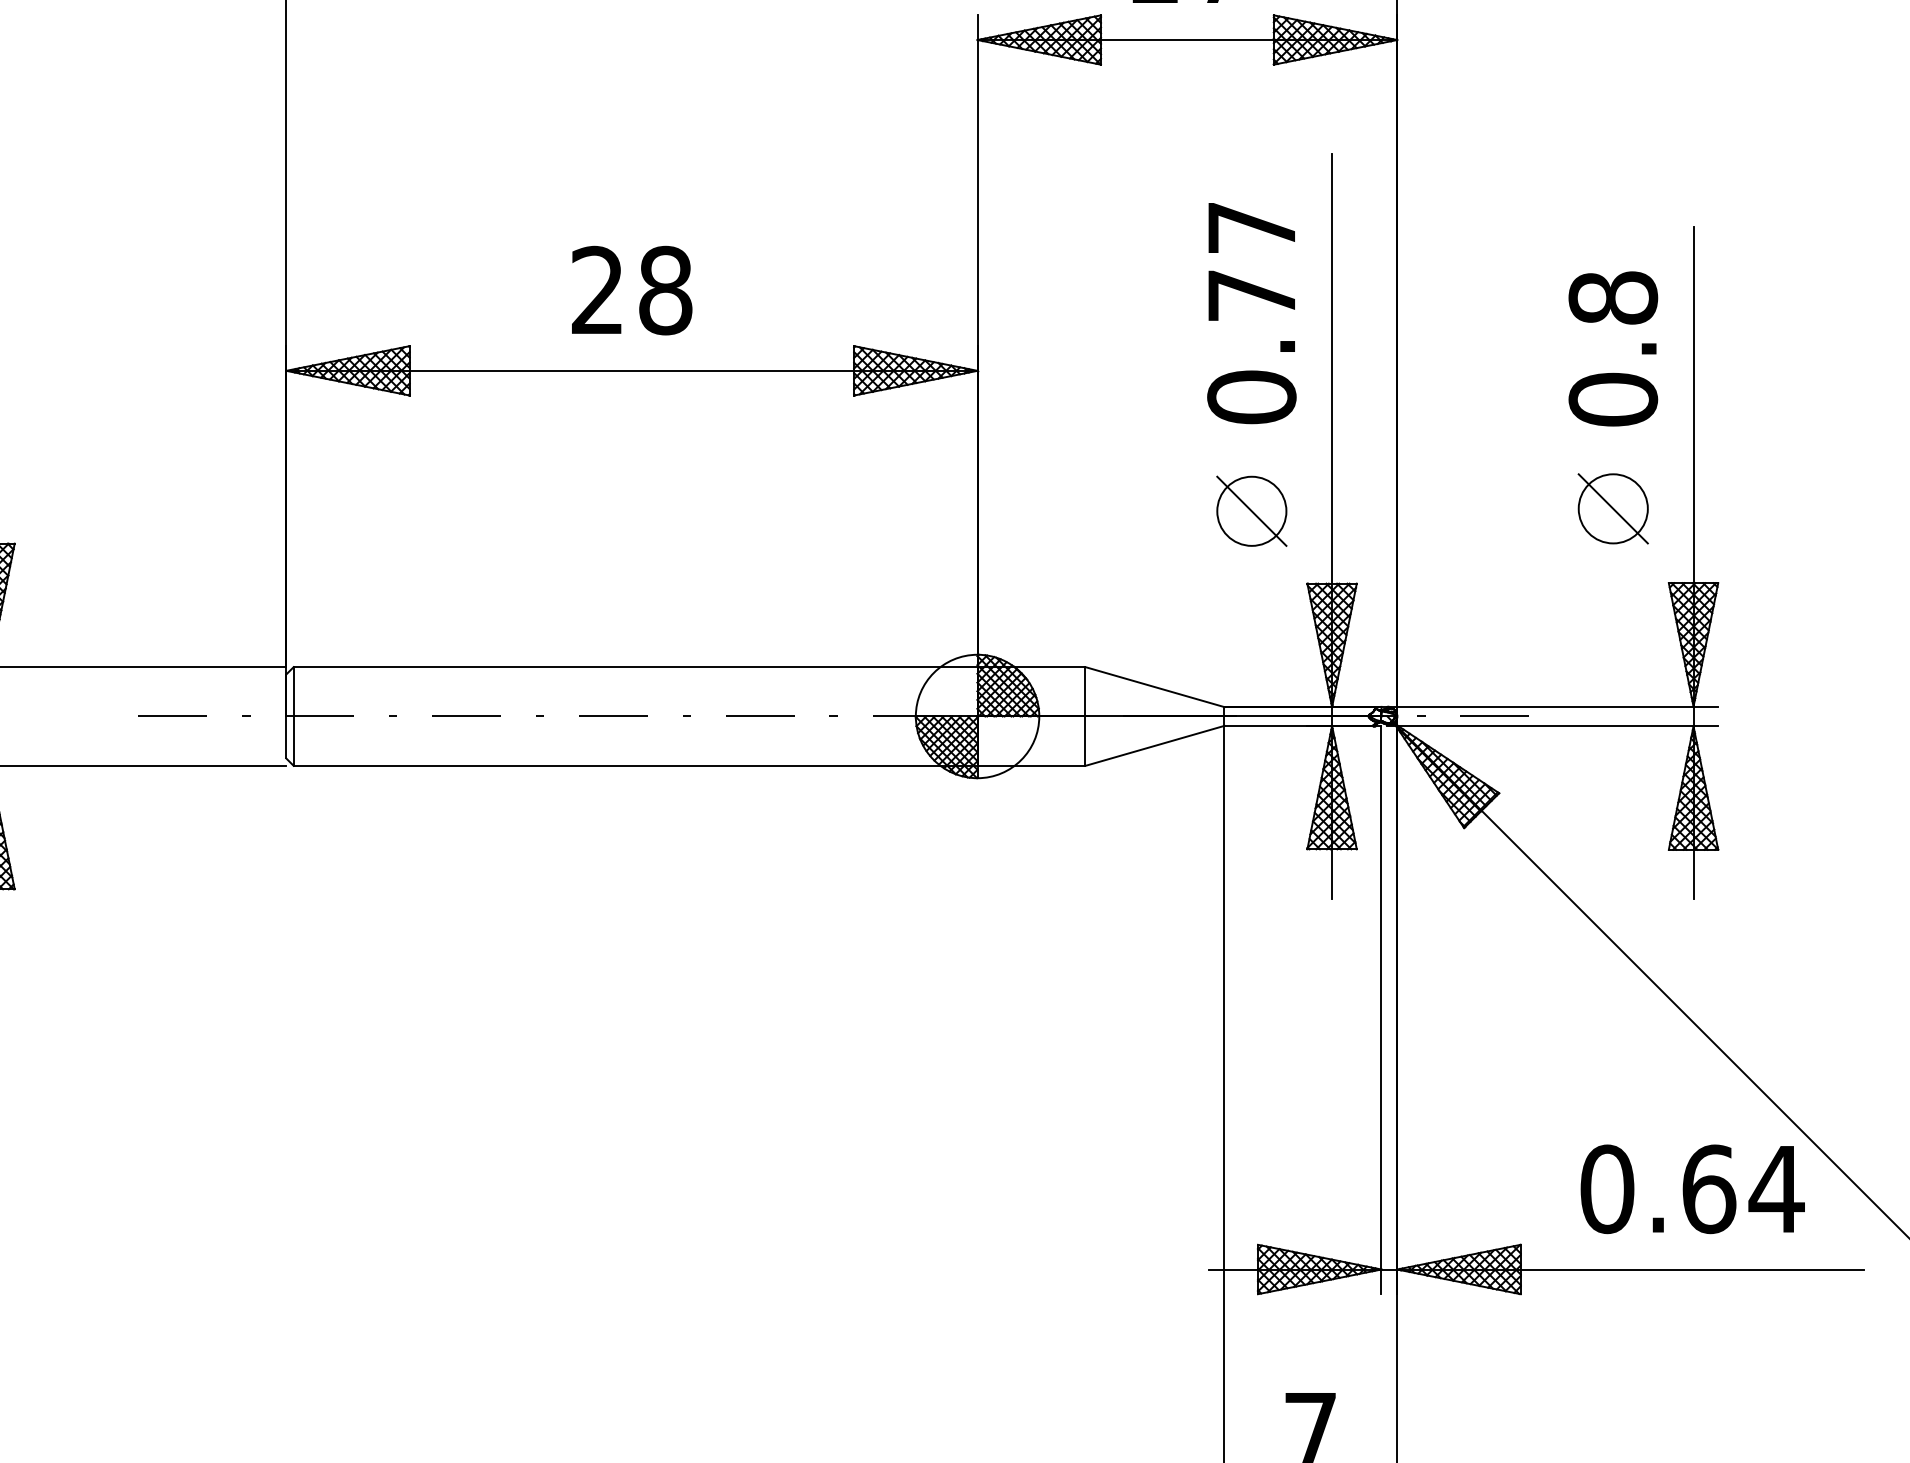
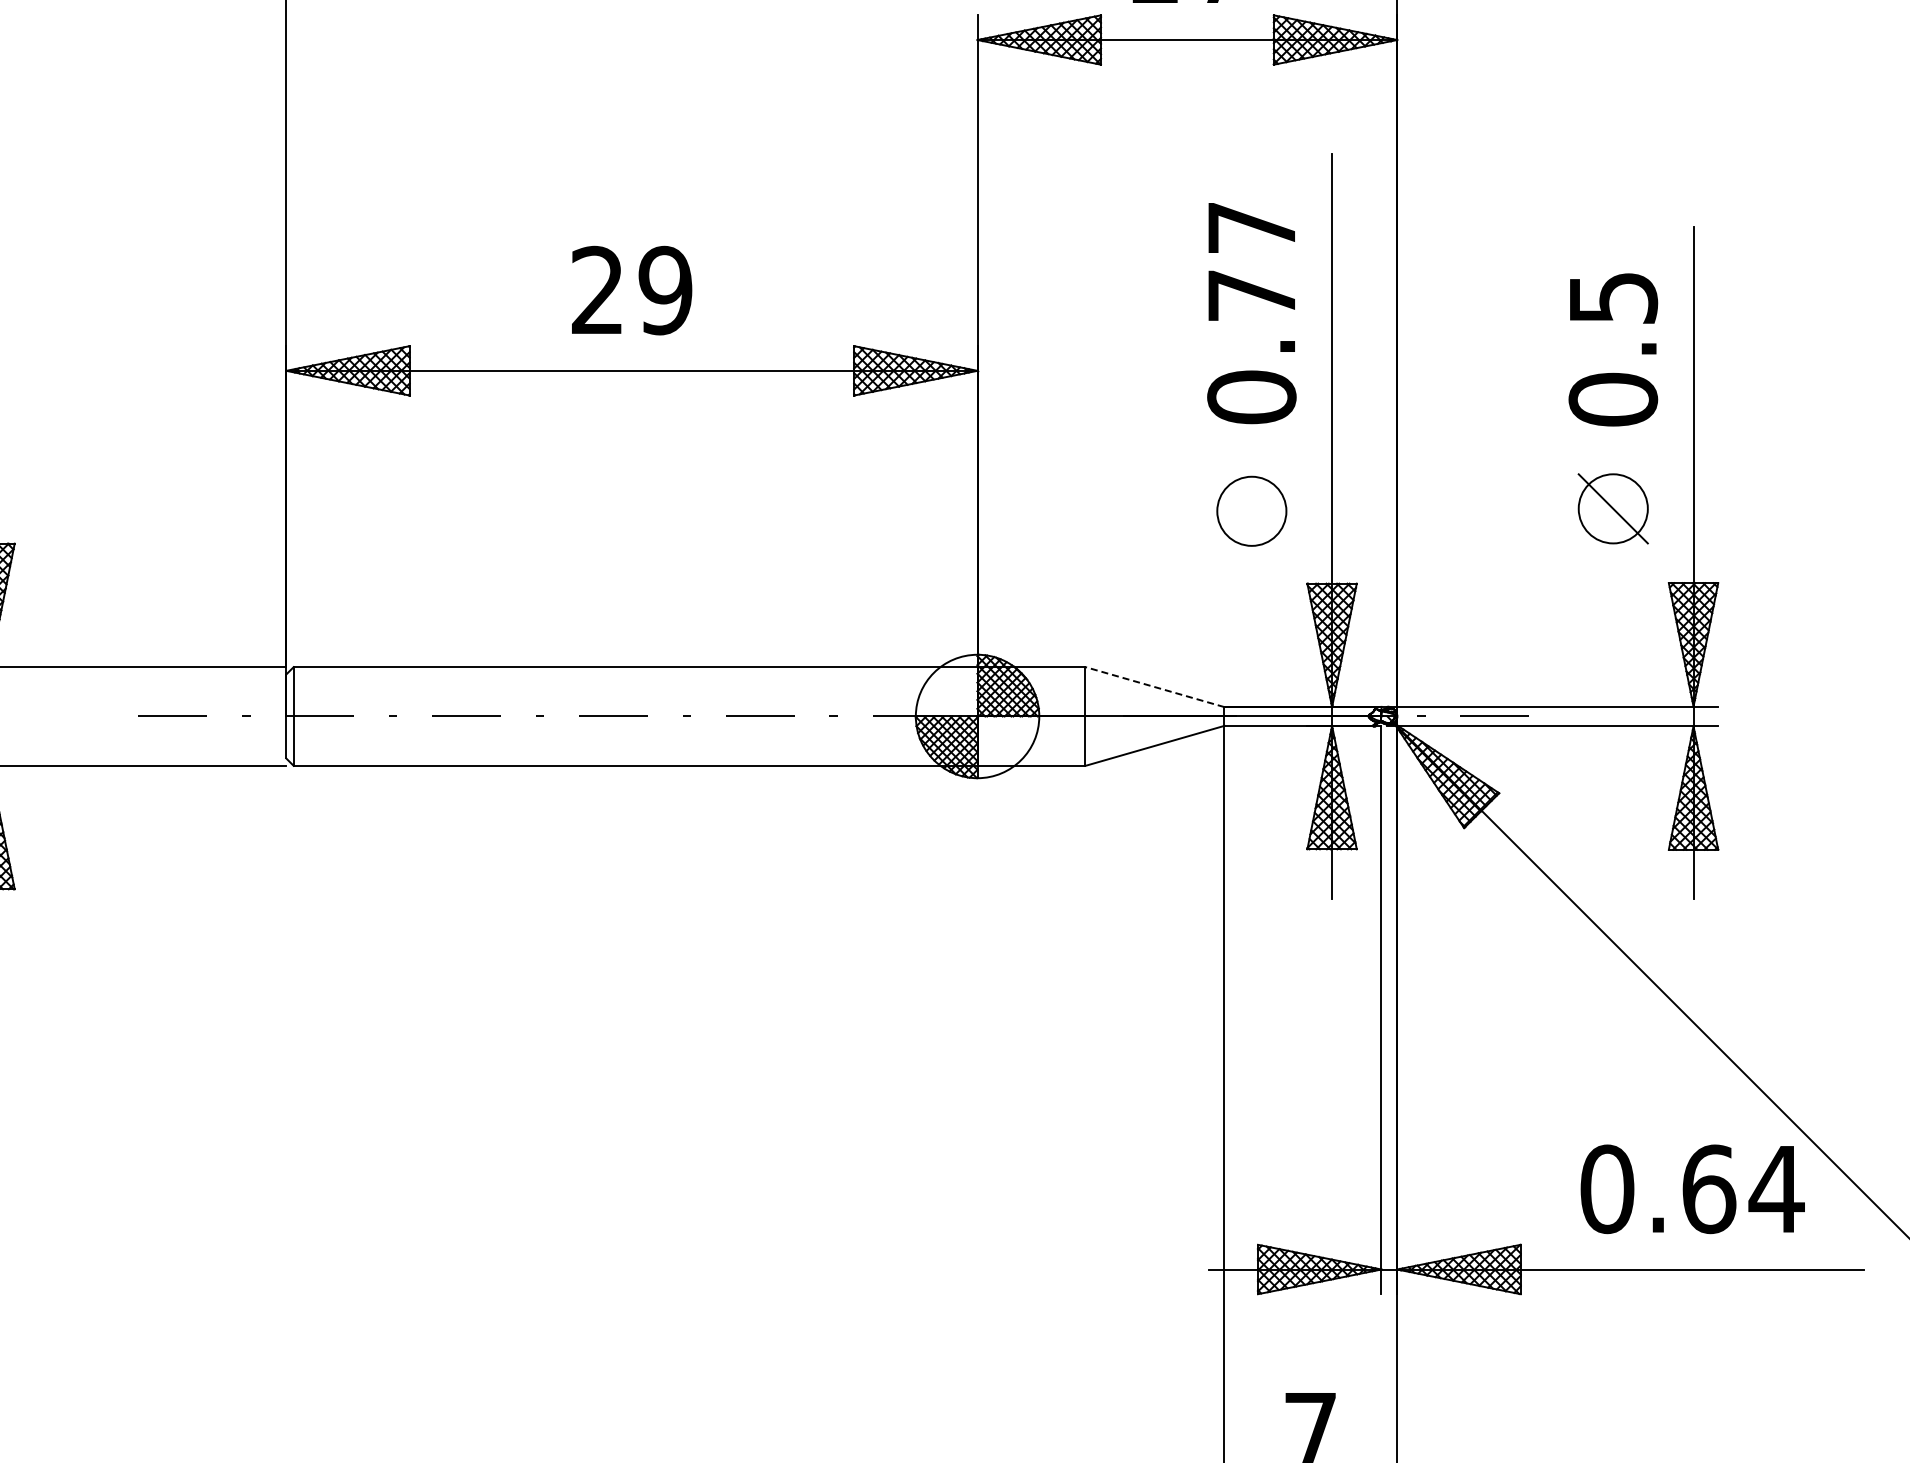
text: 28 -> 29 (665, 290)
text: 0.8 -> 0.5 (1613, 297)
line: present -> none (1251, 510)
line: solid -> dashed (1154, 686)
